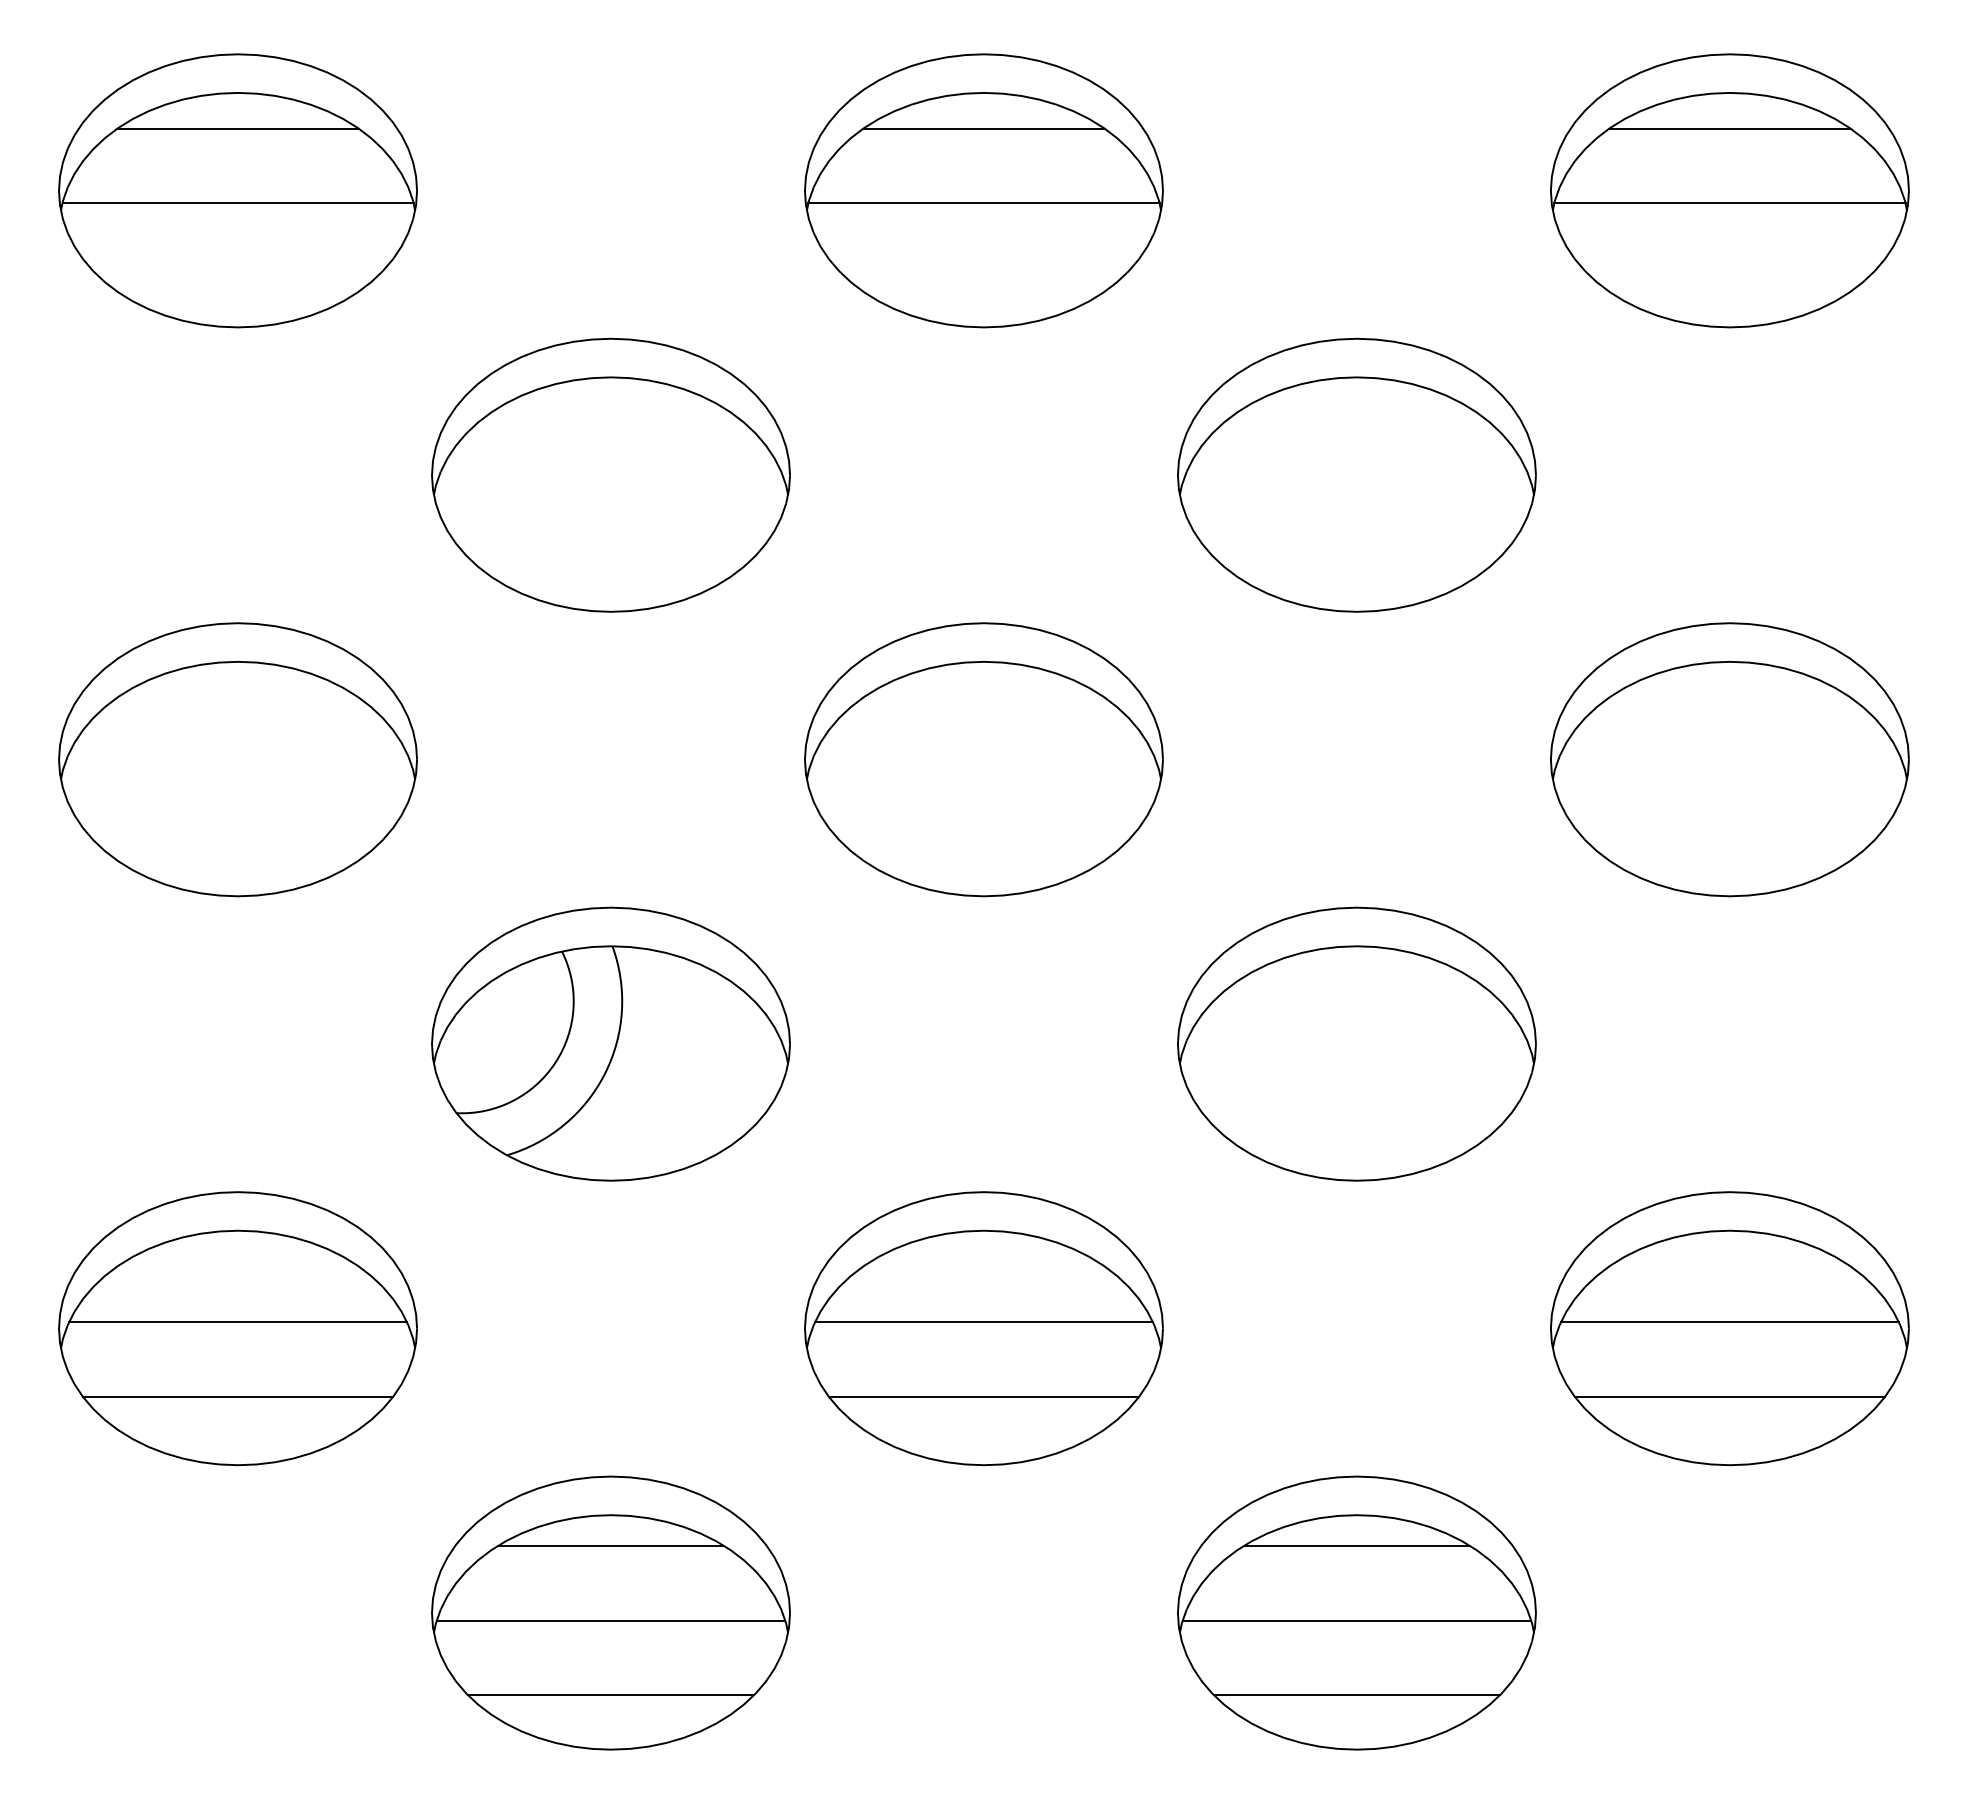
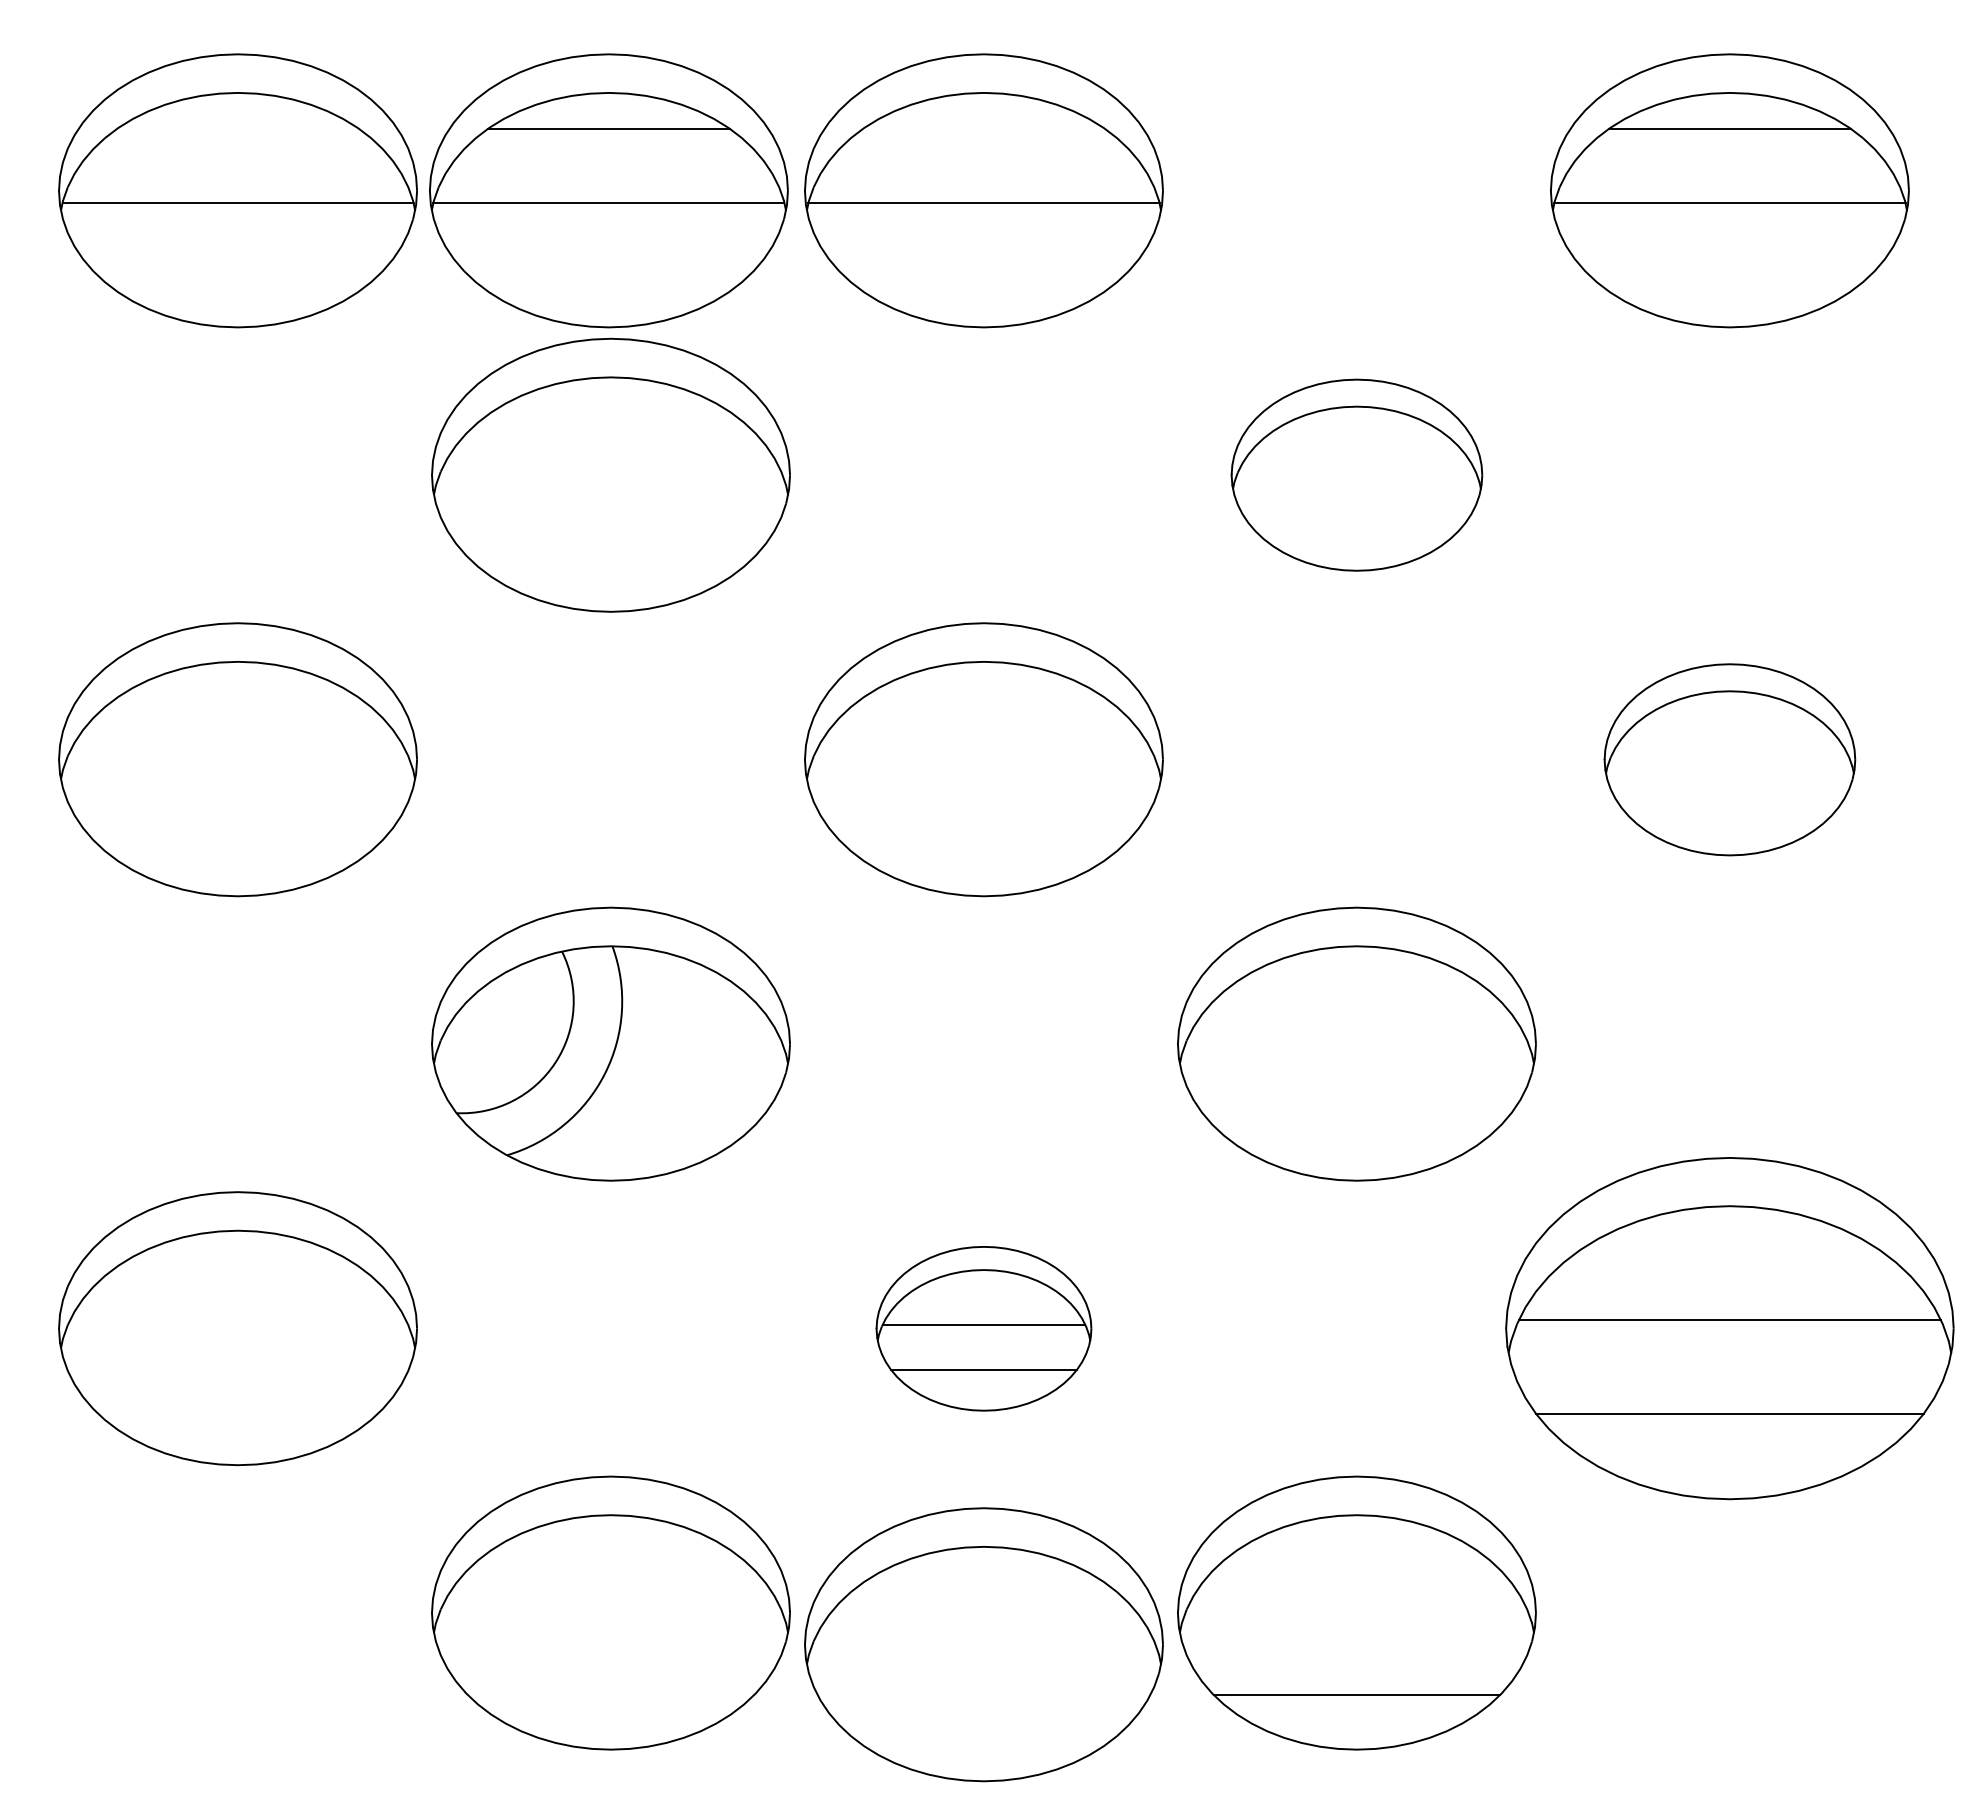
line: present -> none (237, 128)
line: present -> none (983, 128)
part: none -> present (608, 190)
part size: 360x276 px -> 254x194 px (1356, 474)
part size: 360x276 px -> 254x194 px (1729, 759)
line: present -> none (237, 1322)
part size: 360x276 px -> 218x166 px (983, 1328)
part size: 360x276 px -> 450x344 px (1729, 1328)
line: present -> none (237, 1396)
line: present -> none (610, 1545)
line: present -> none (1356, 1545)
line: present -> none (610, 1620)
line: present -> none (1356, 1620)
part: none -> present (983, 1644)
line: present -> none (611, 1695)
